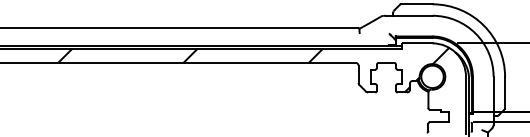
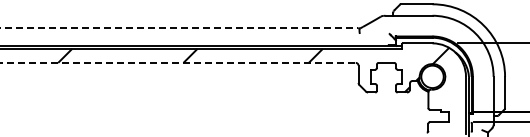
line: solid -> dashed (179, 28)
line: solid -> dashed (177, 62)
